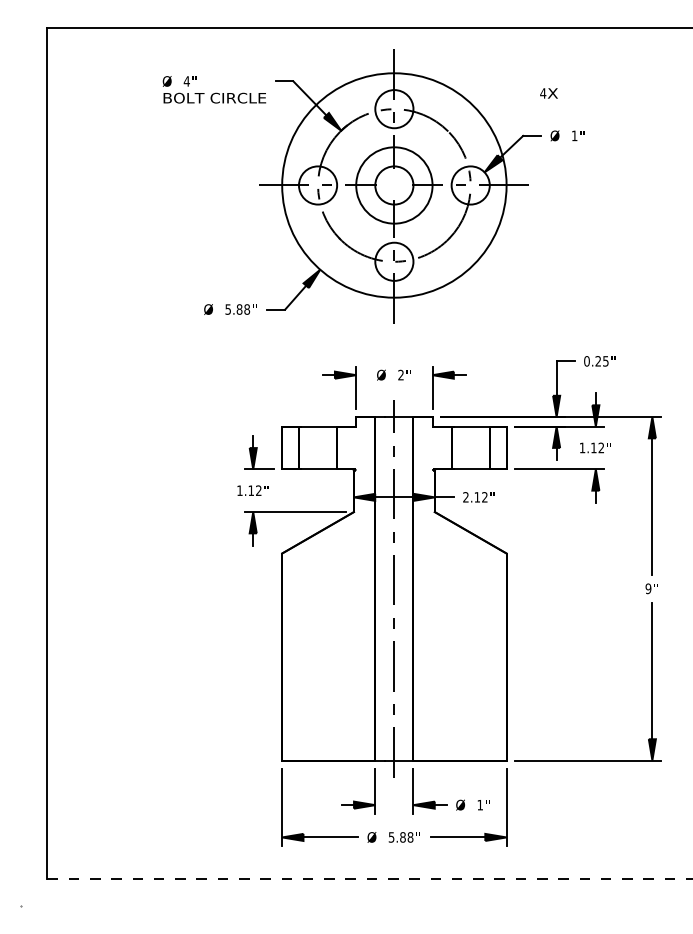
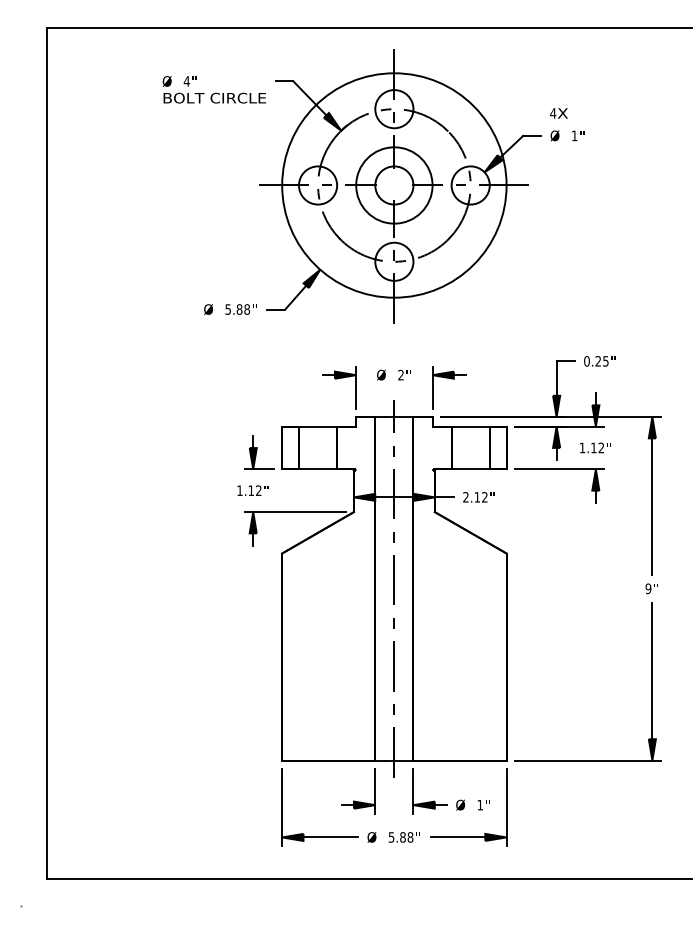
text position: (548, 93) -> (558, 113) (558, 113)
line: dashed -> solid (370, 879)
